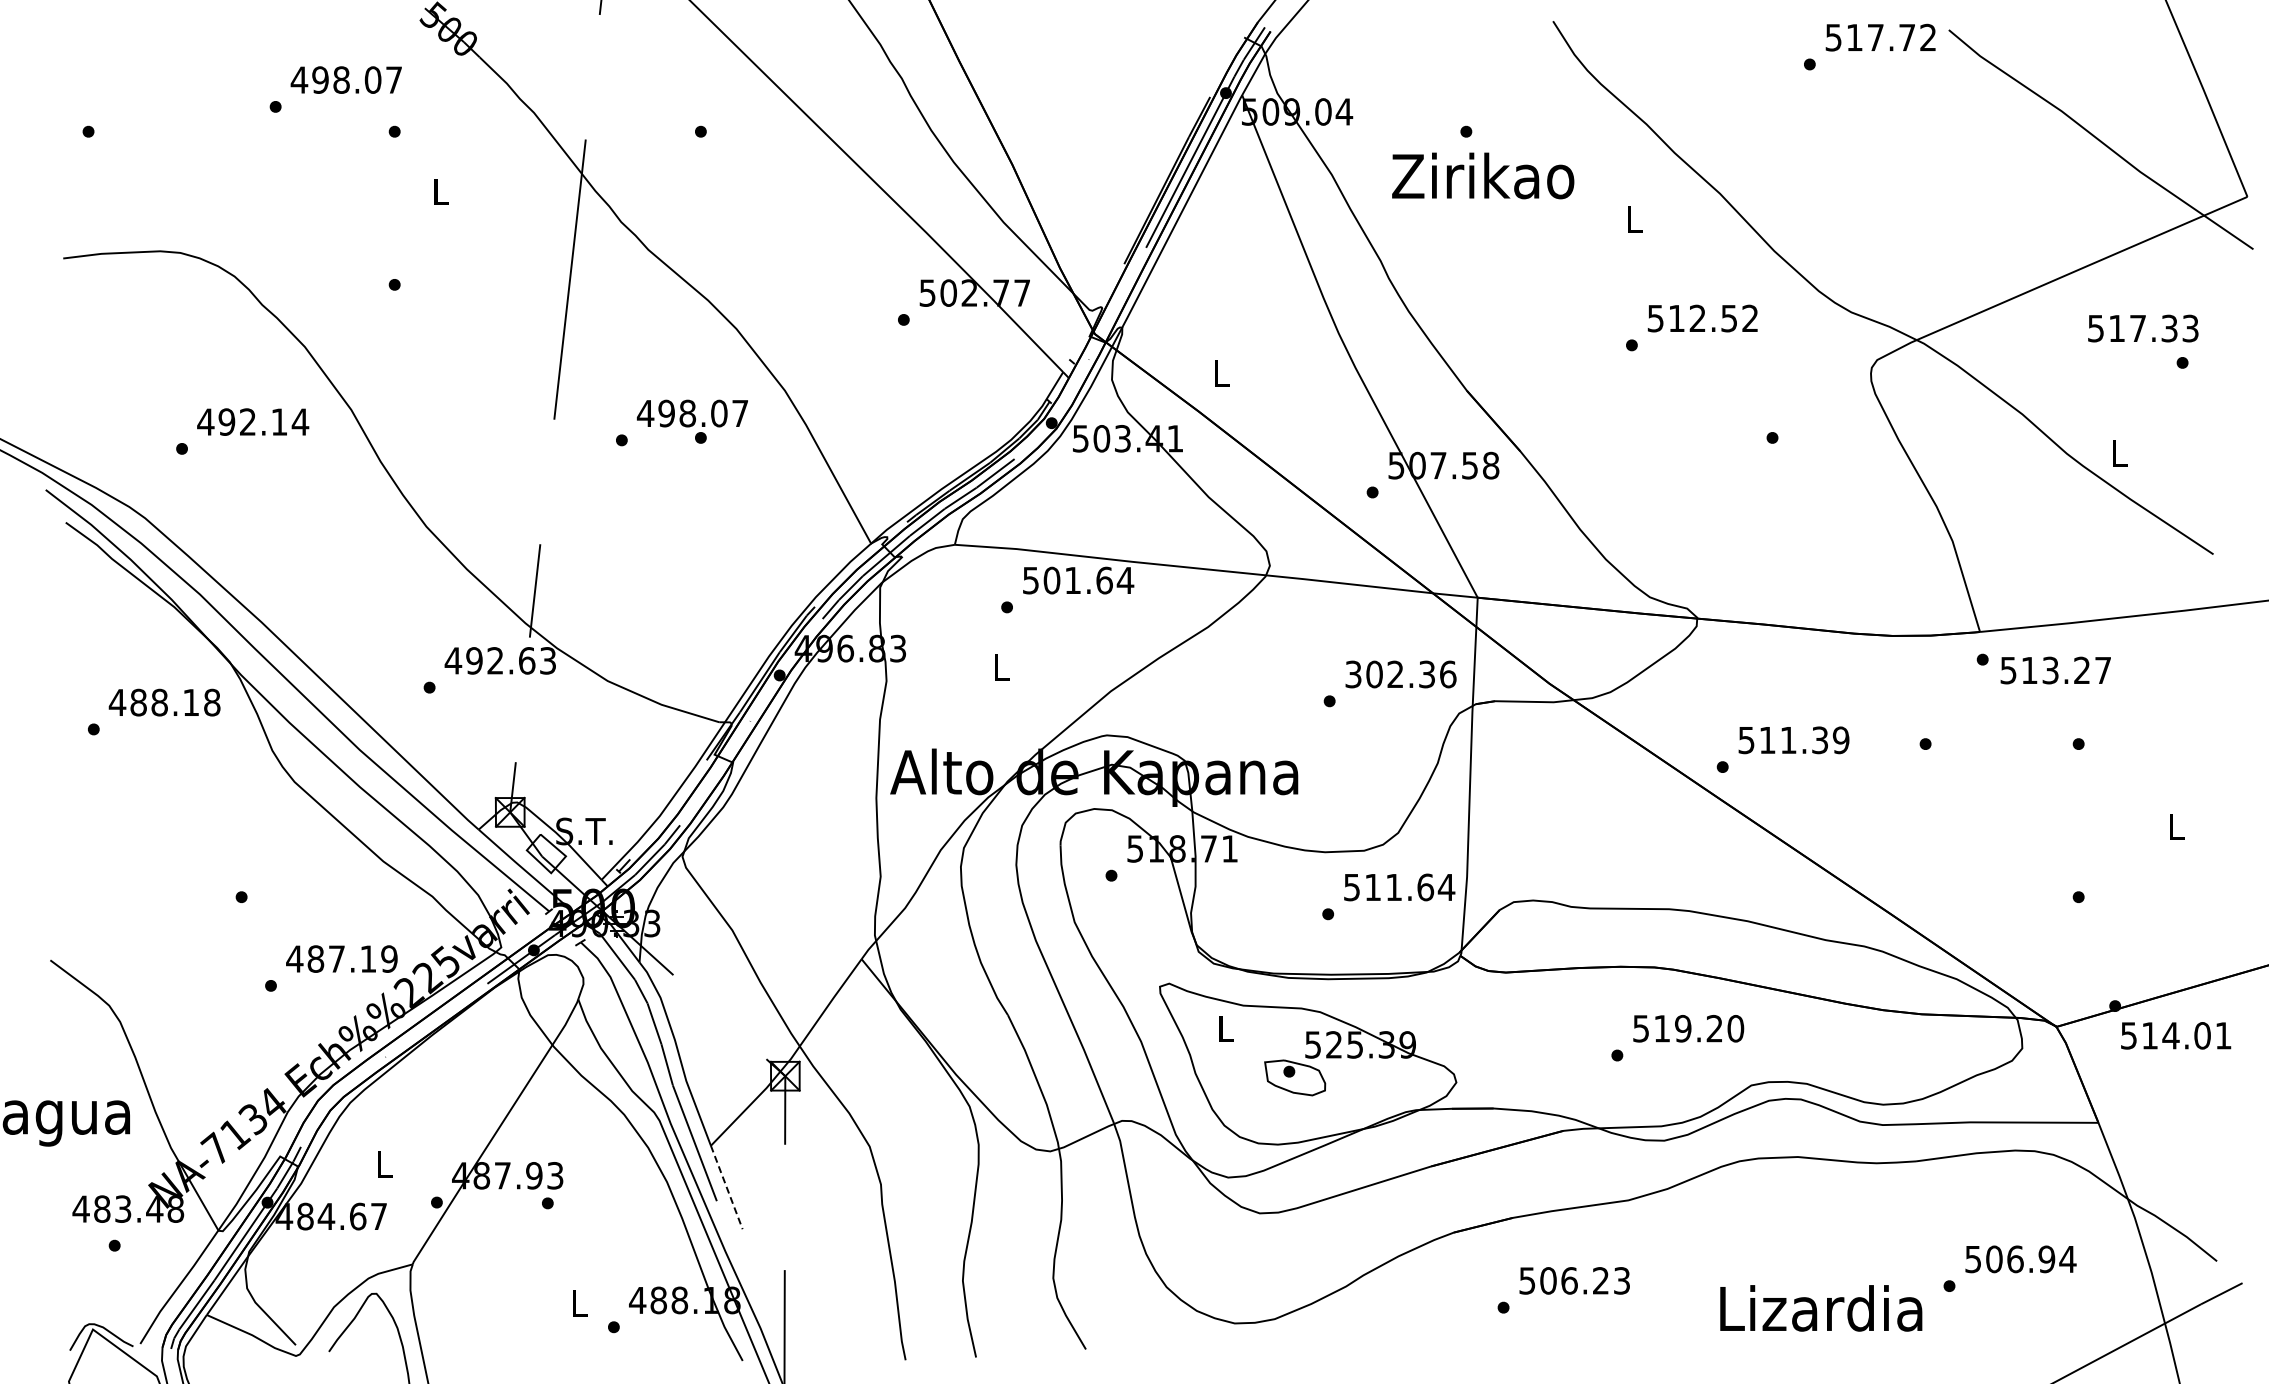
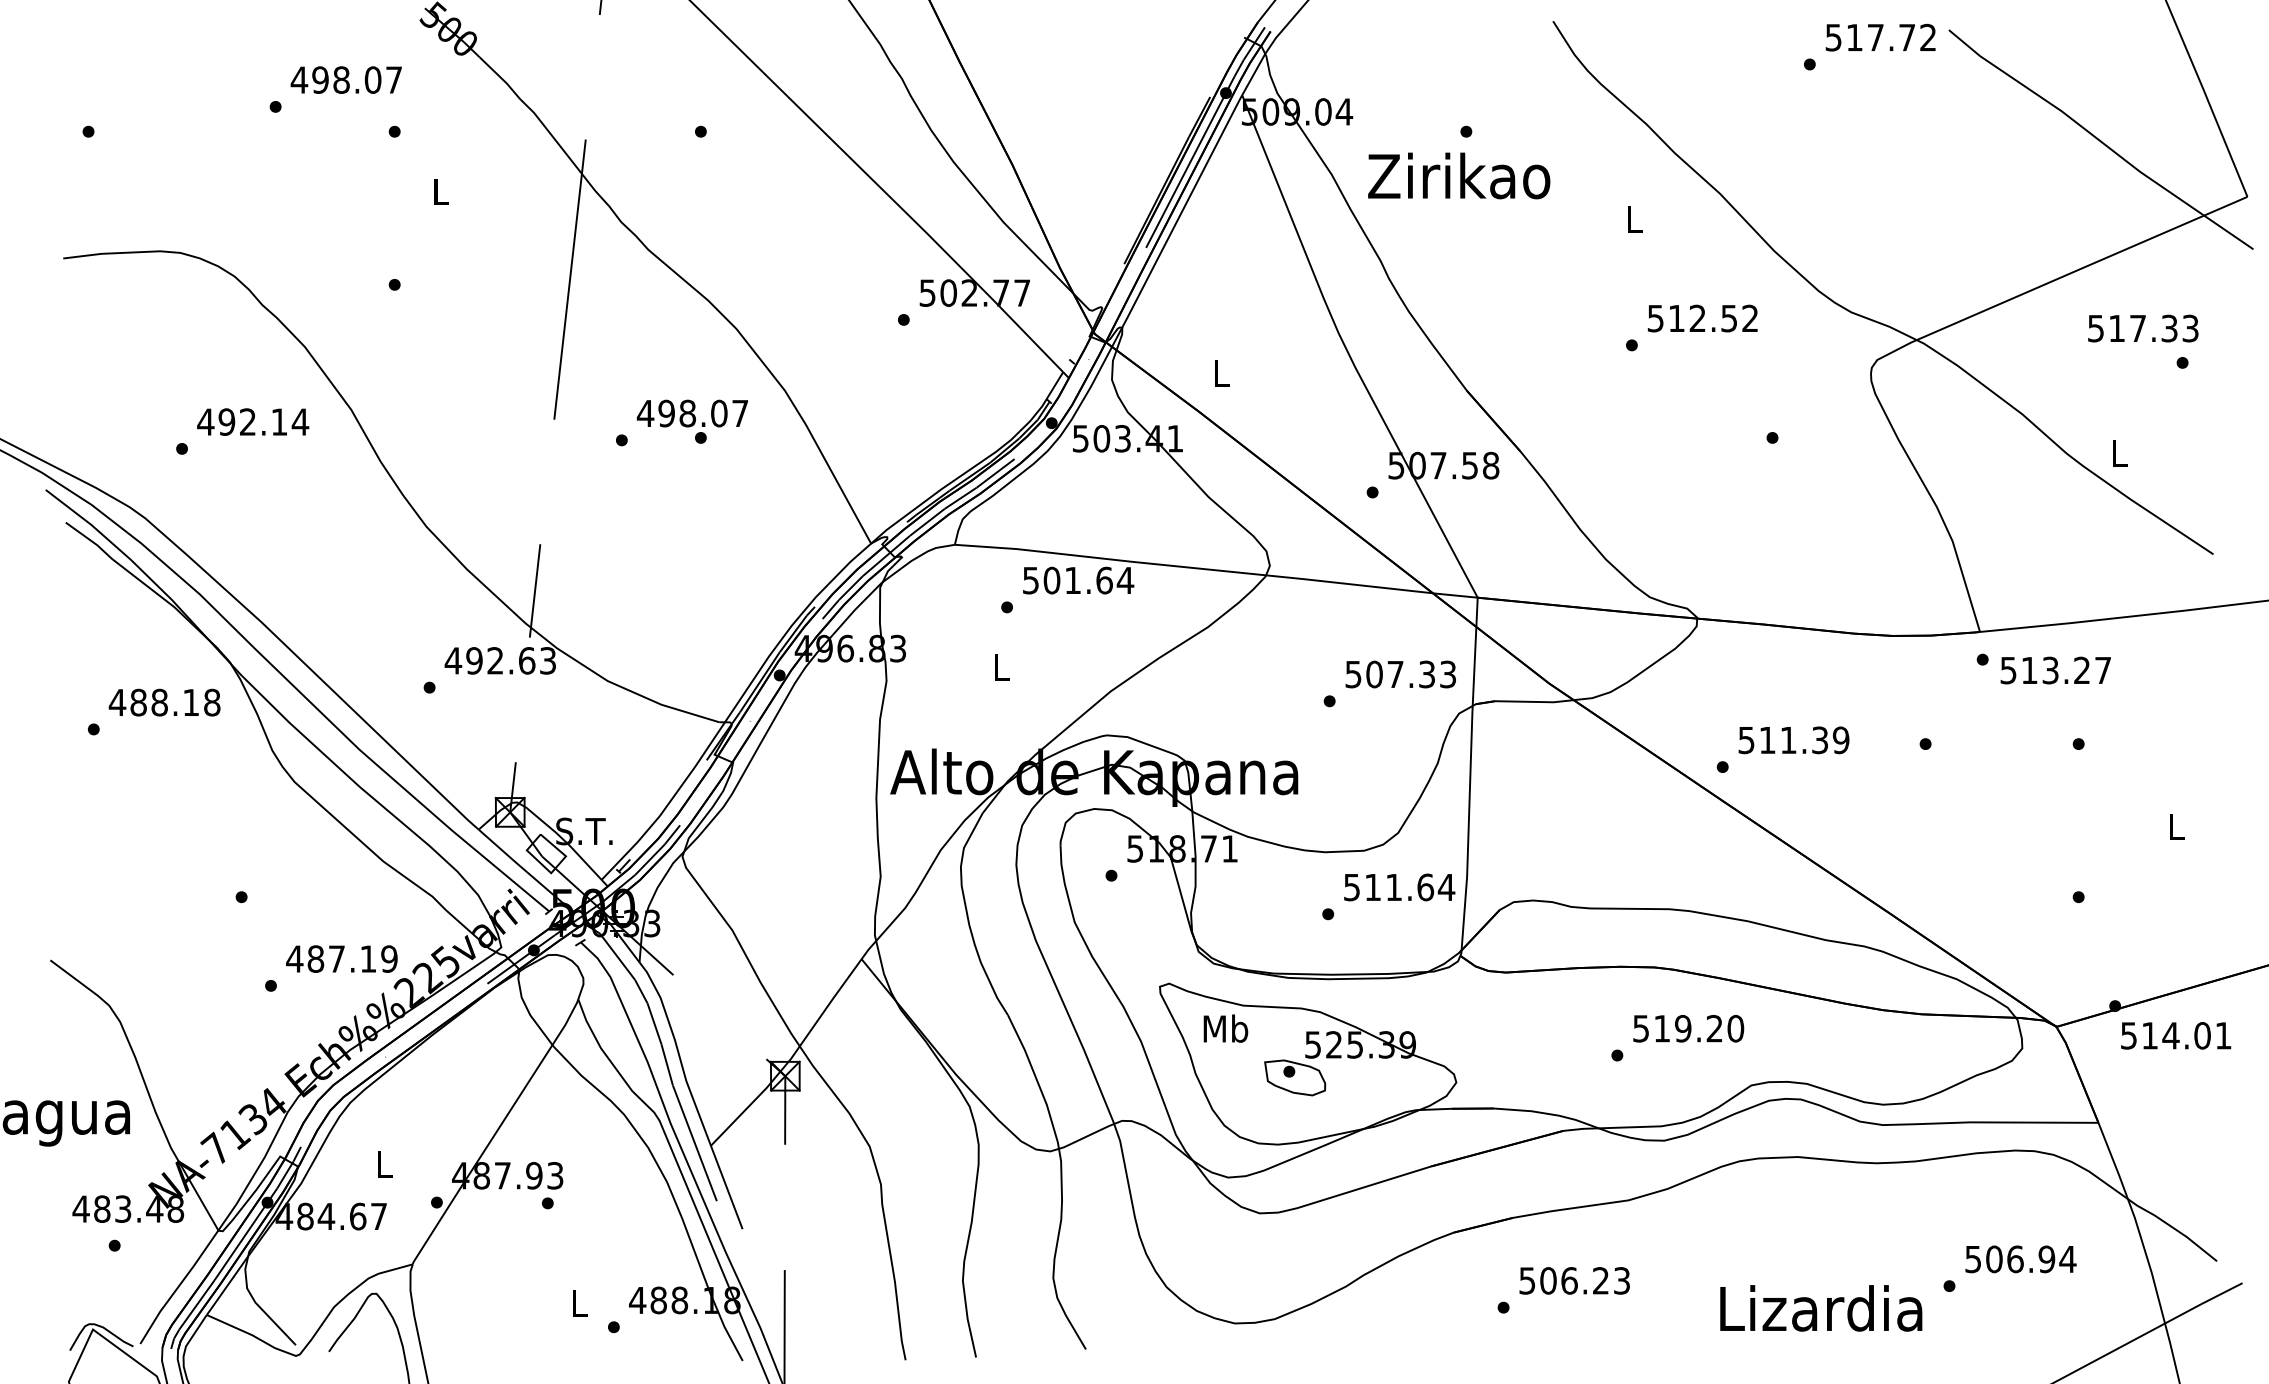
text position: (1483, 175) -> (1459, 175) (1459, 175)
text: 302.36 -> 507.33 (1401, 674)
text: L -> Mb (1225, 1028)
line: dashed -> solid (726, 1187)
